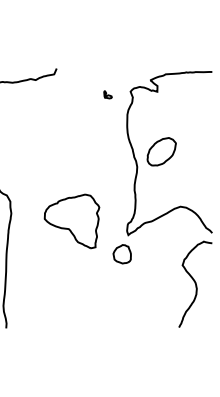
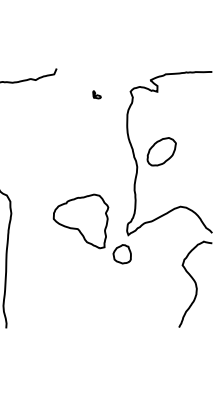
part position: (107, 94) -> (96, 94) (96, 94)
part position: (71, 221) -> (80, 221) (80, 221)
